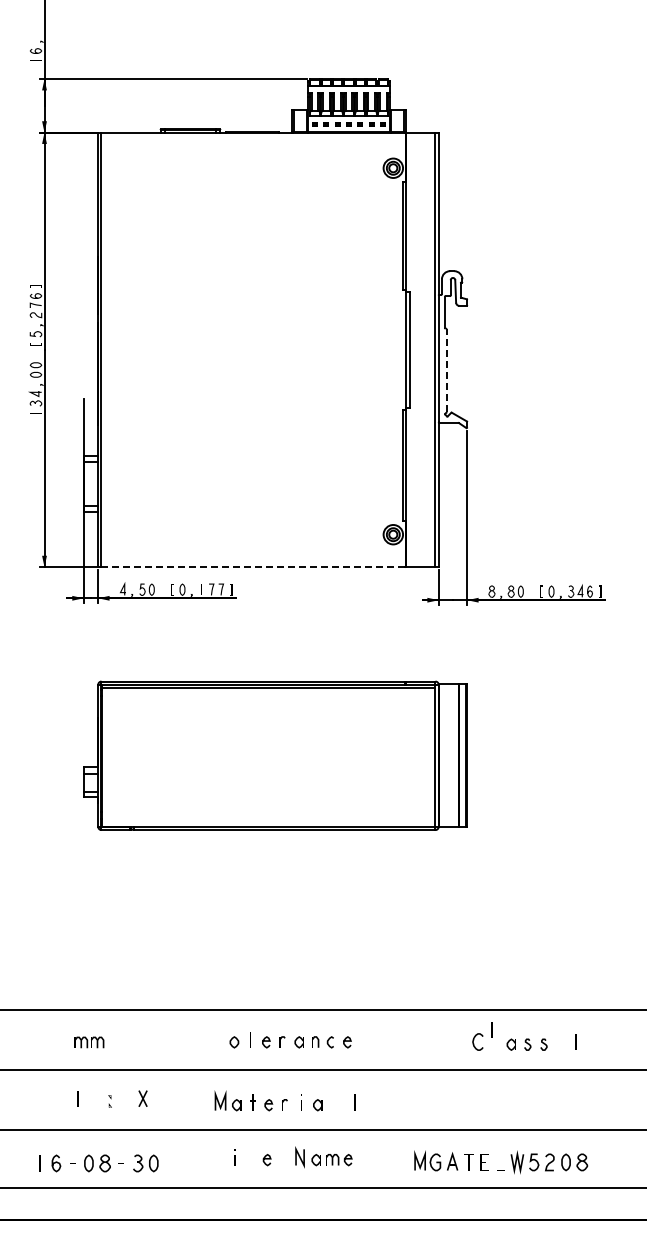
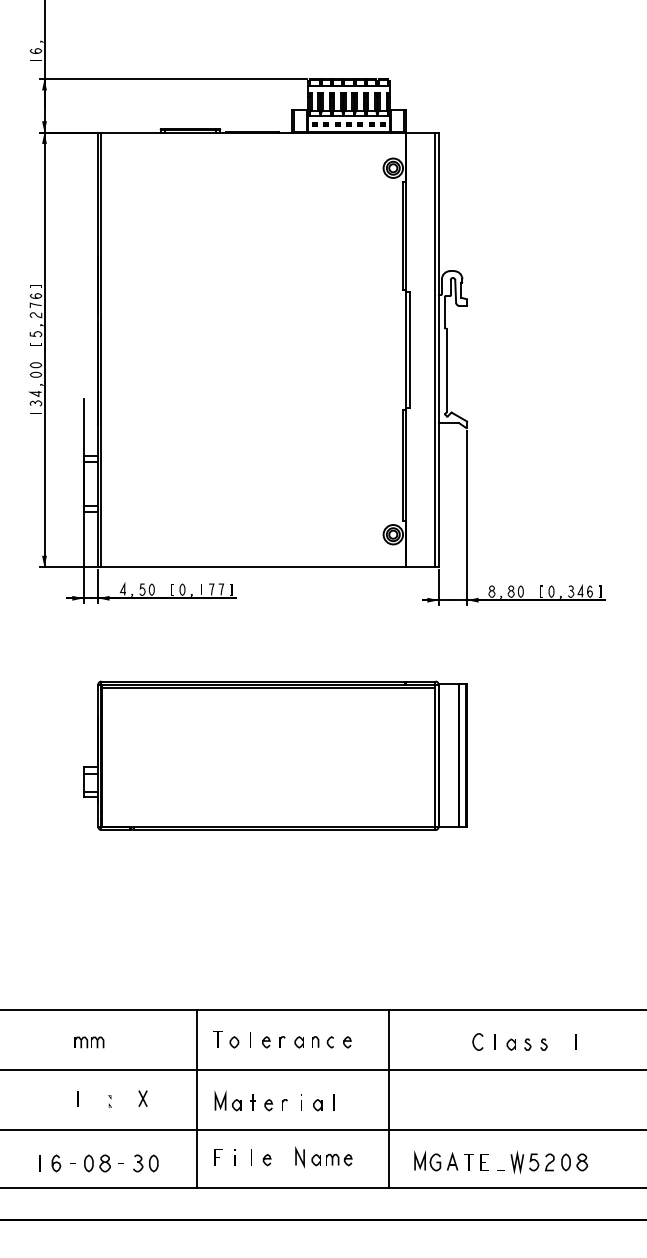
line: dashed -> solid (446, 370)
line: dashed -> solid (253, 567)
line position: (491, 1029) -> (494, 1041) (494, 1041)
part: none -> present (217, 1039)
line: none -> present (196, 1098)
line: none -> present (389, 1098)
line position: (354, 1102) -> (333, 1102) (333, 1102)
part: none -> present (218, 1157)
line: none -> present (251, 1157)
